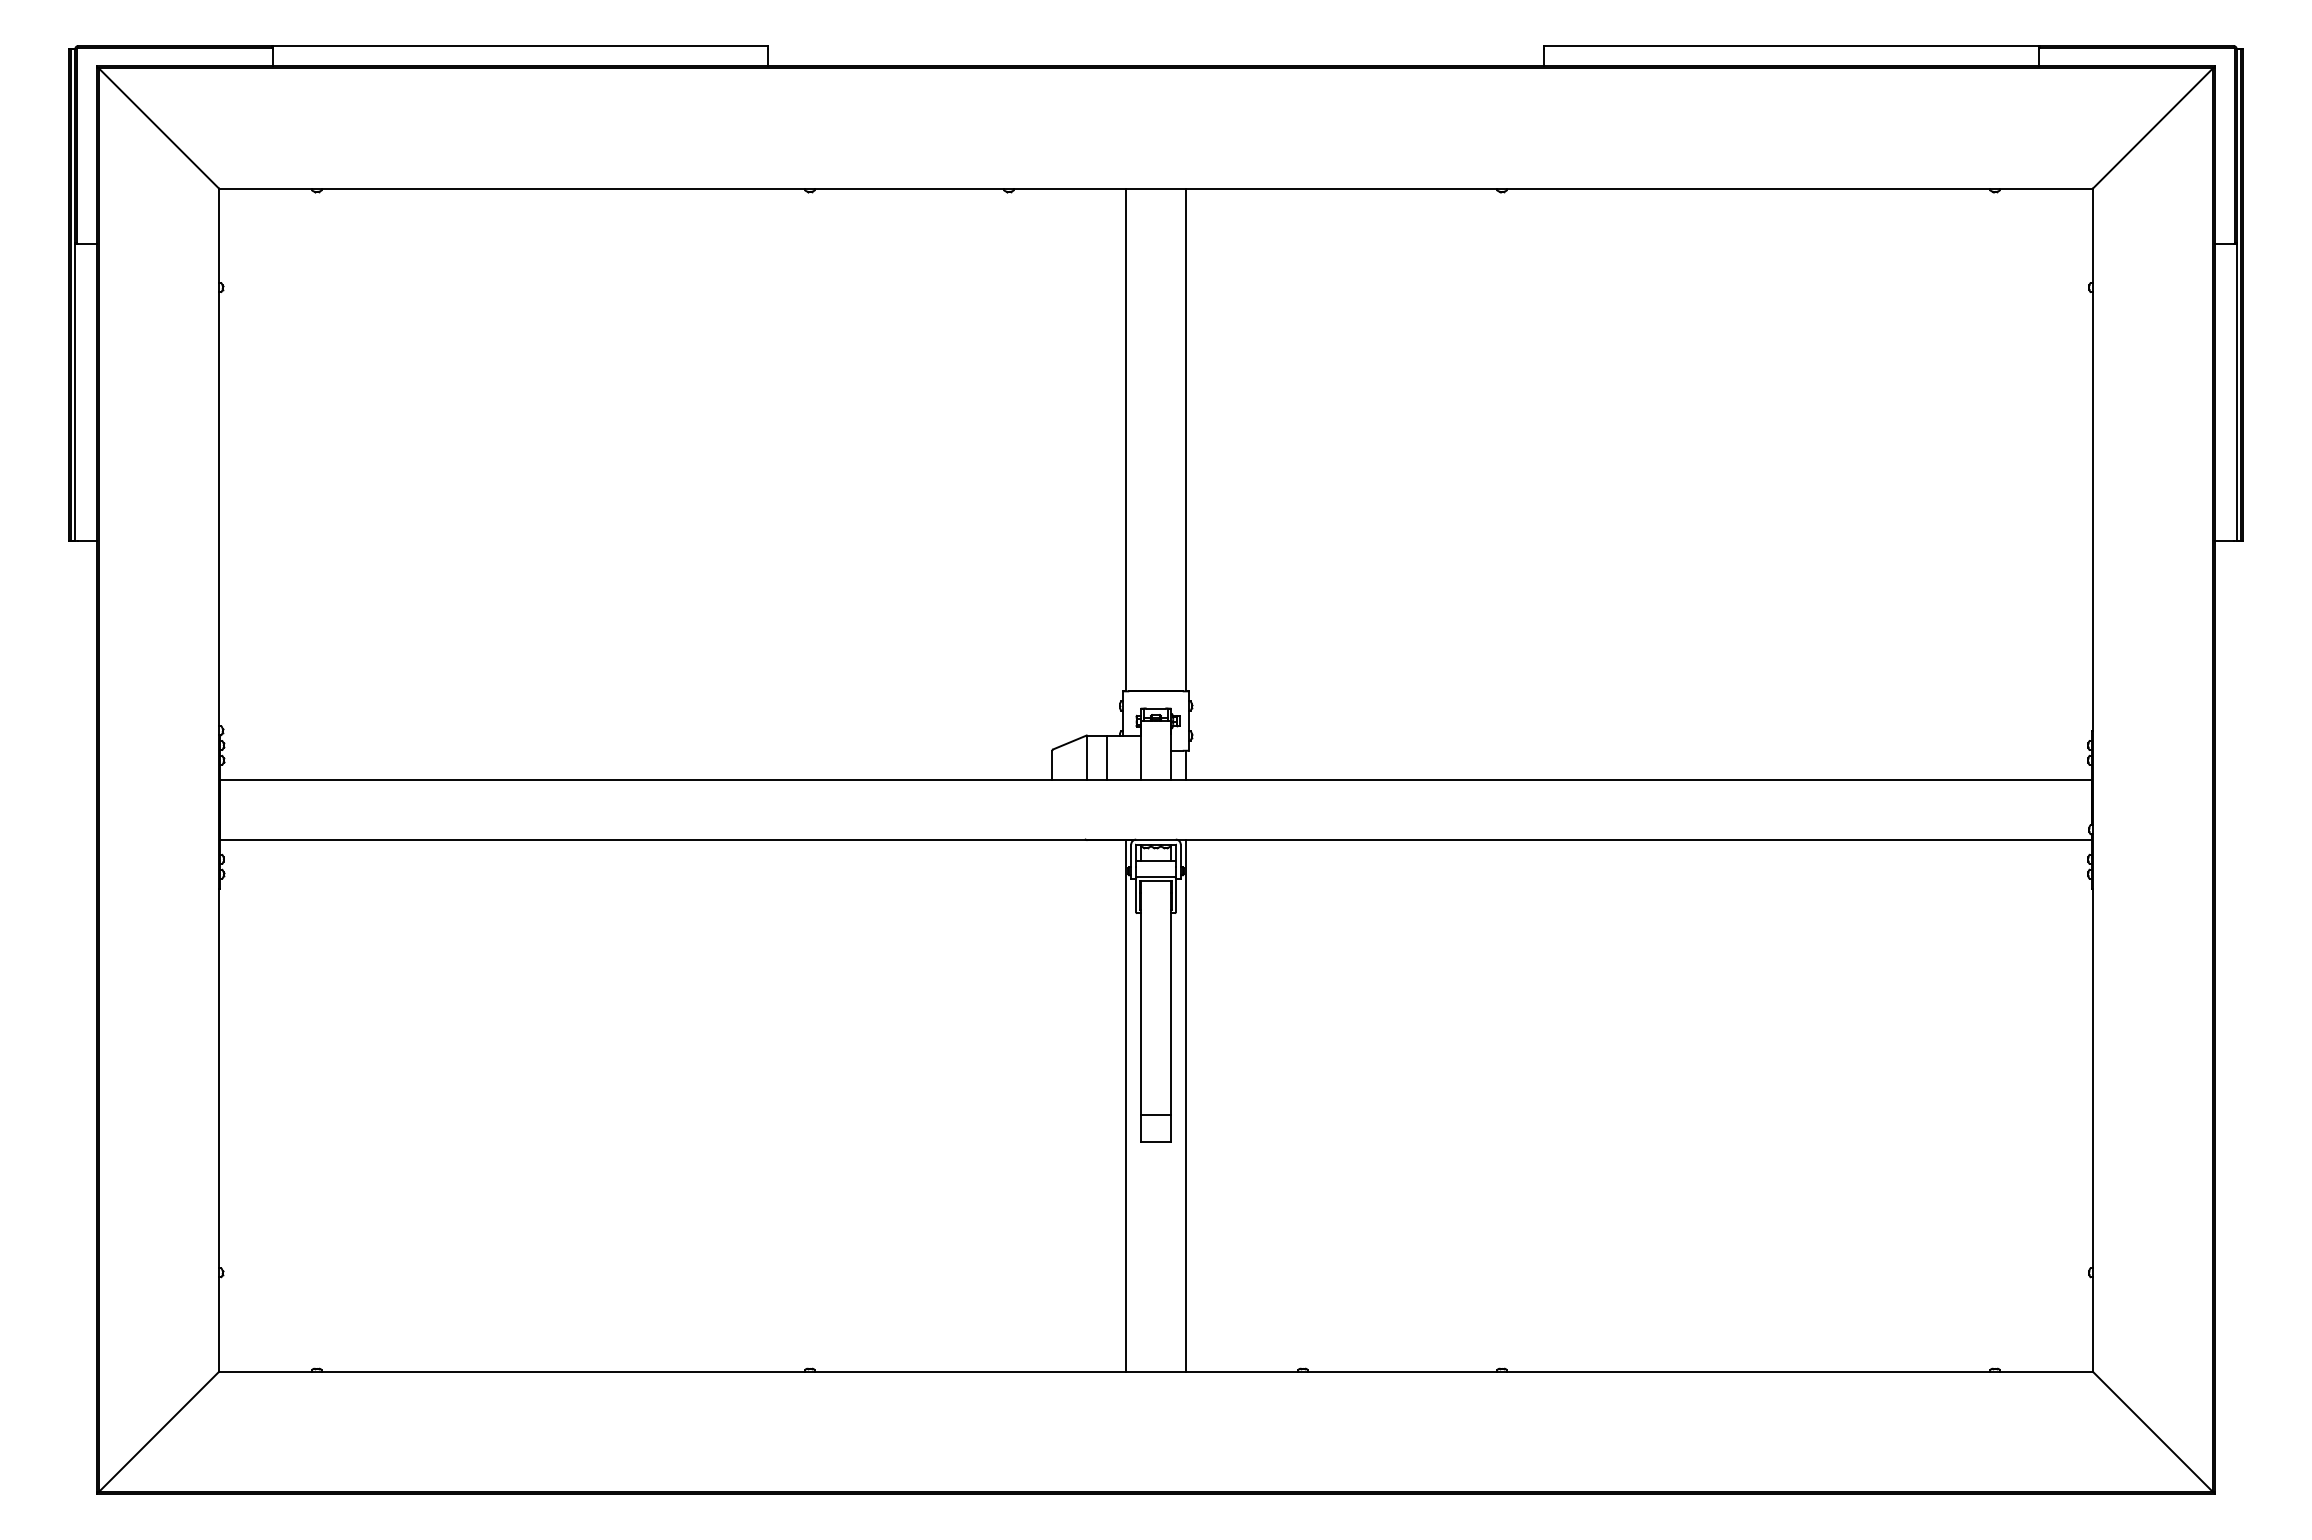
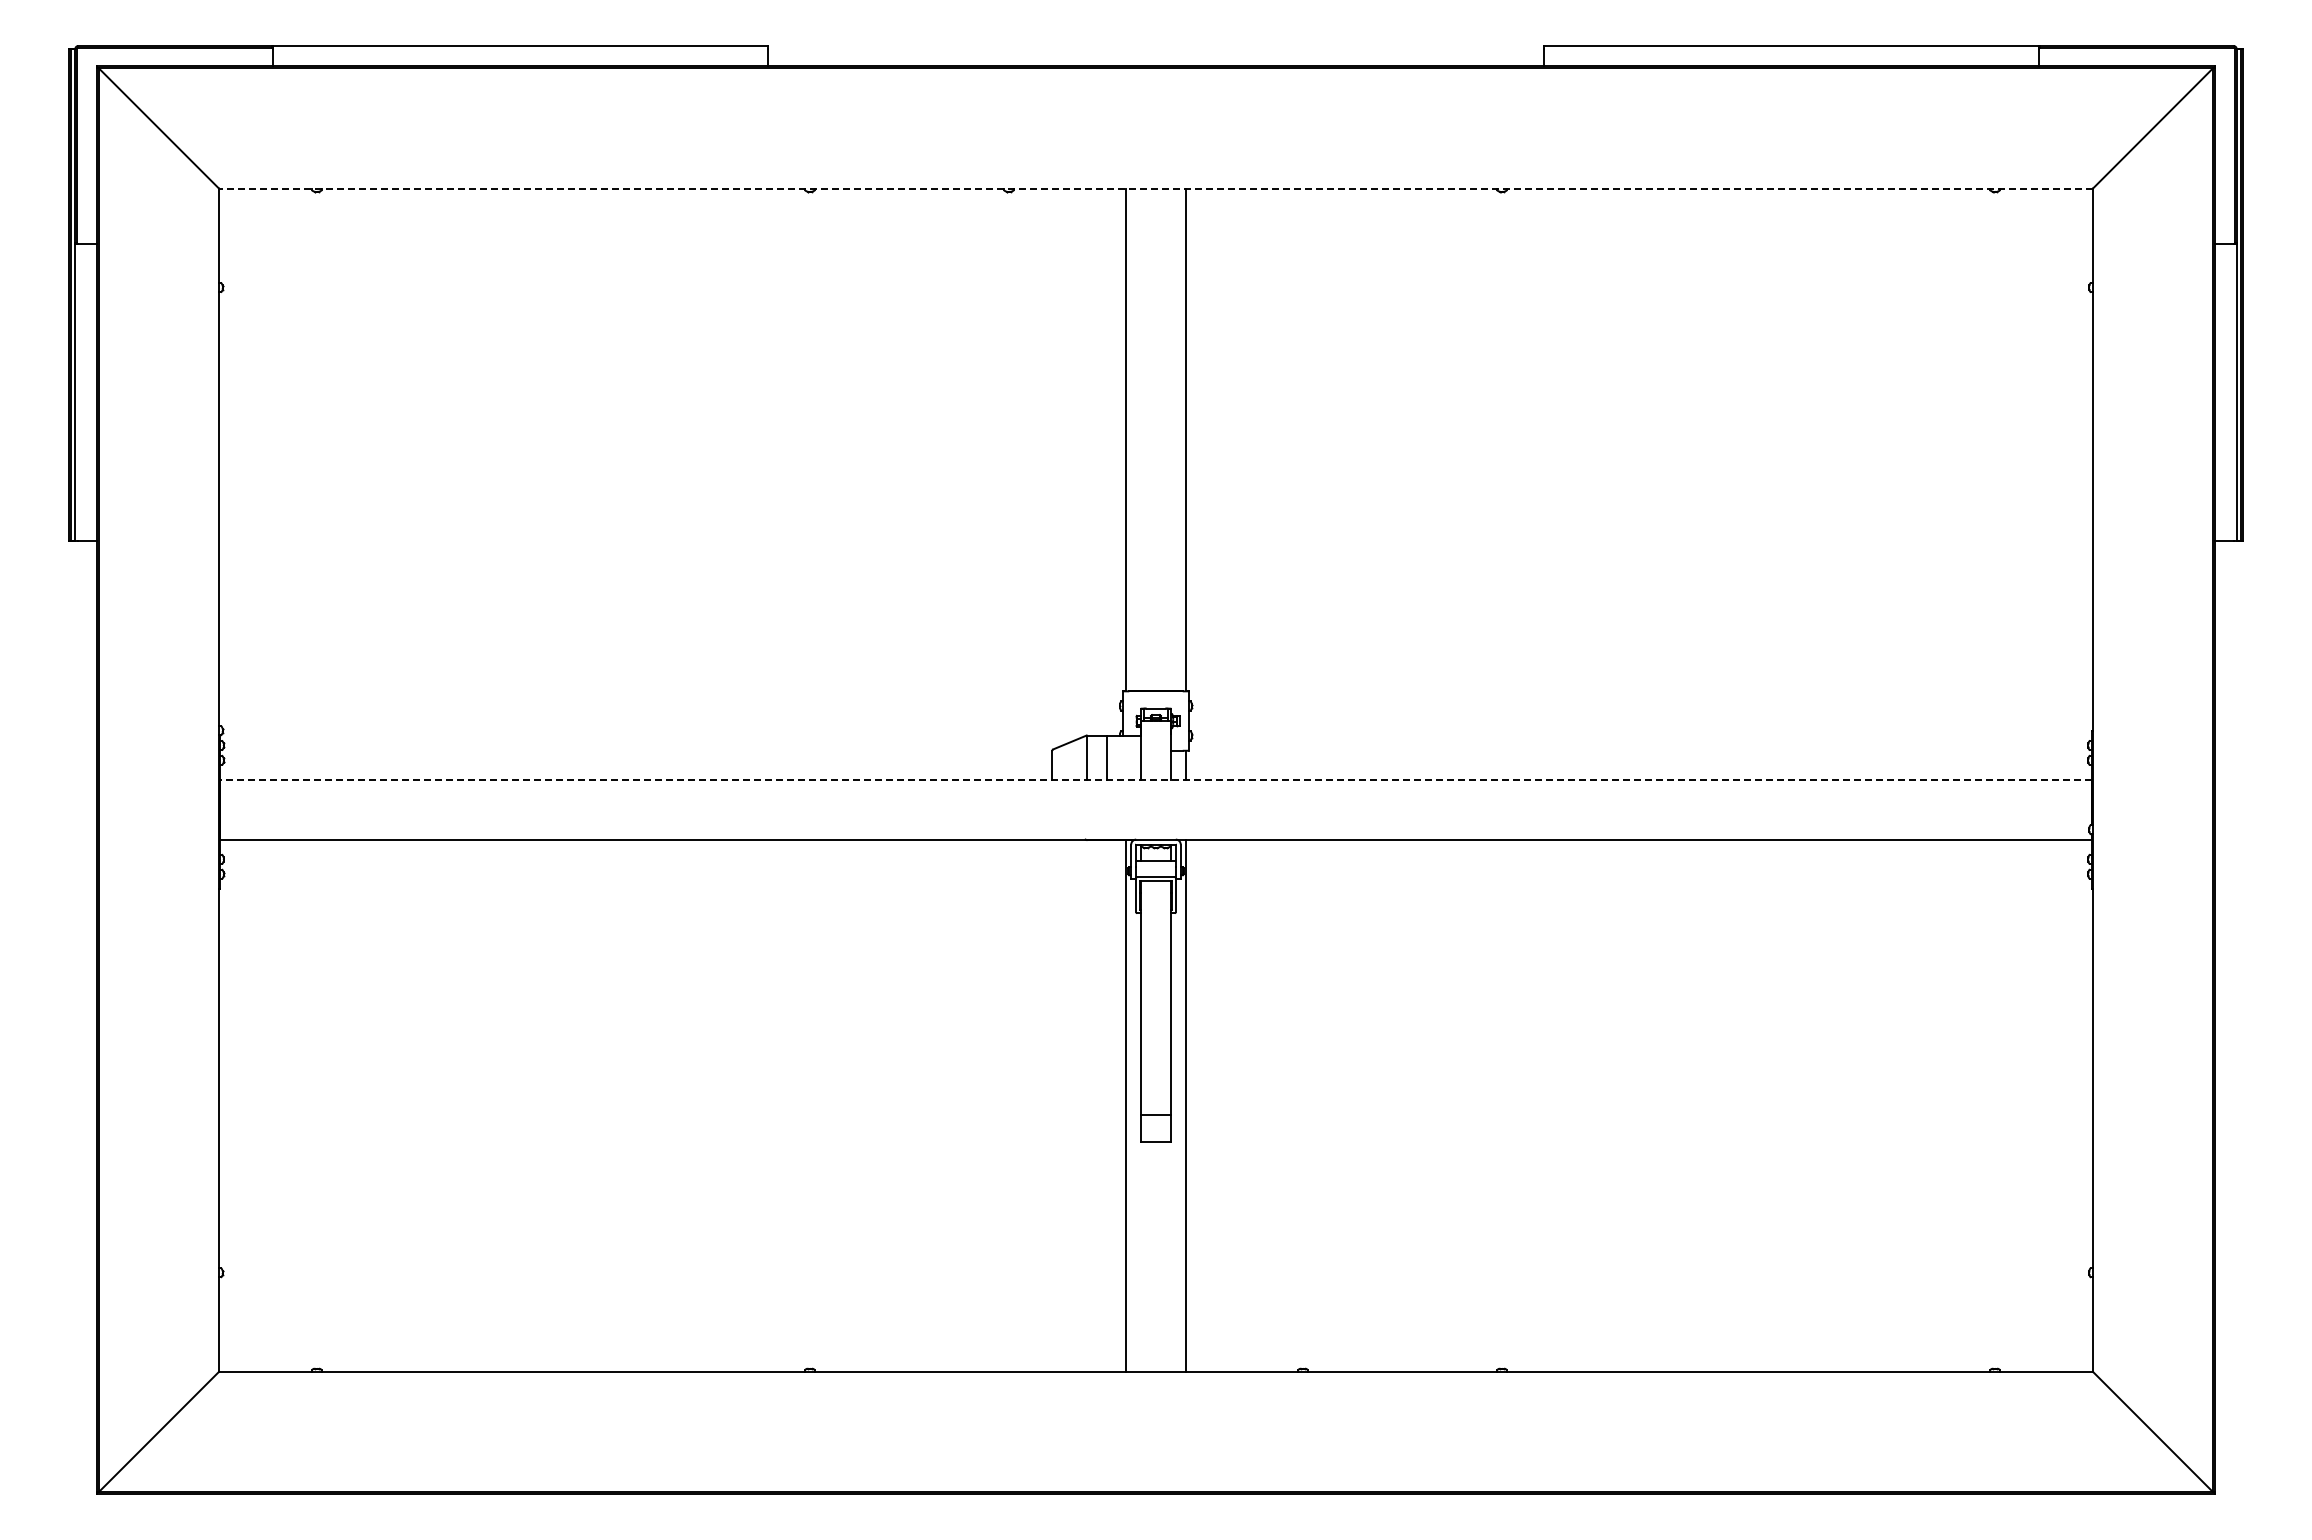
line: solid -> dashed (1156, 188)
line: solid -> dashed (1156, 780)
